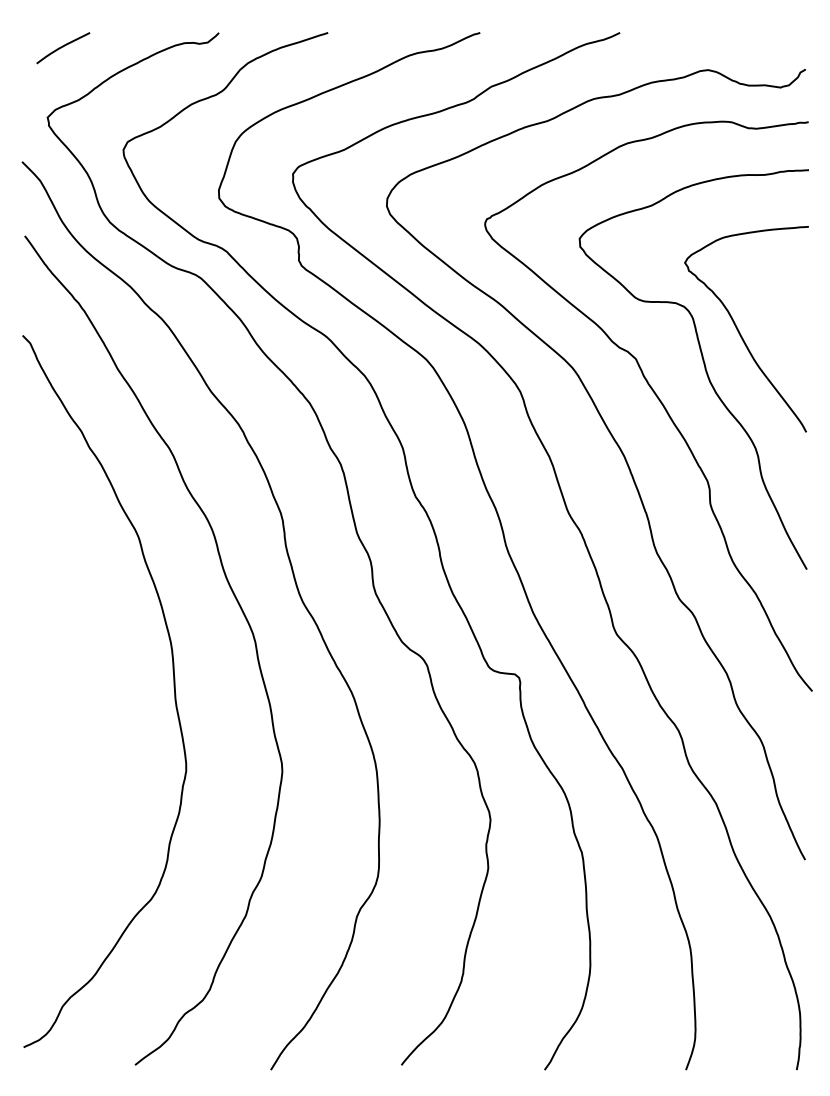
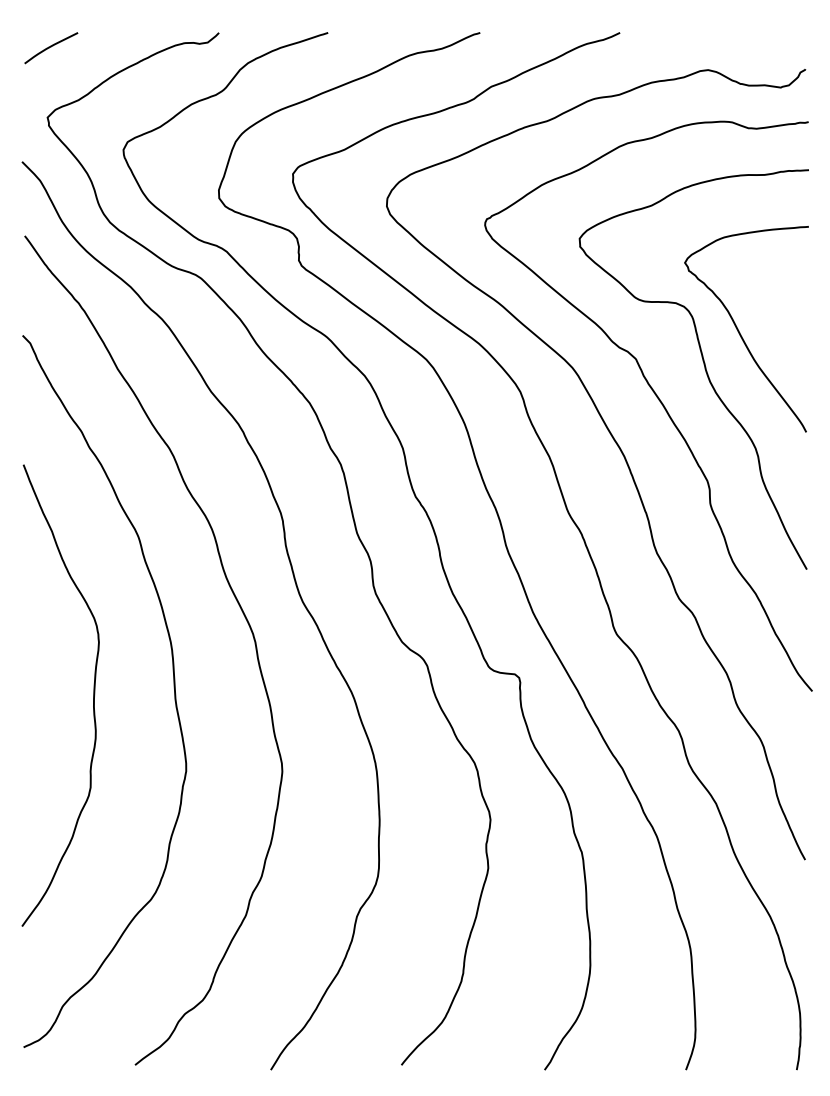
curve position: (63, 47) -> (51, 47) (51, 47)
curve: none -> present (93, 695)
